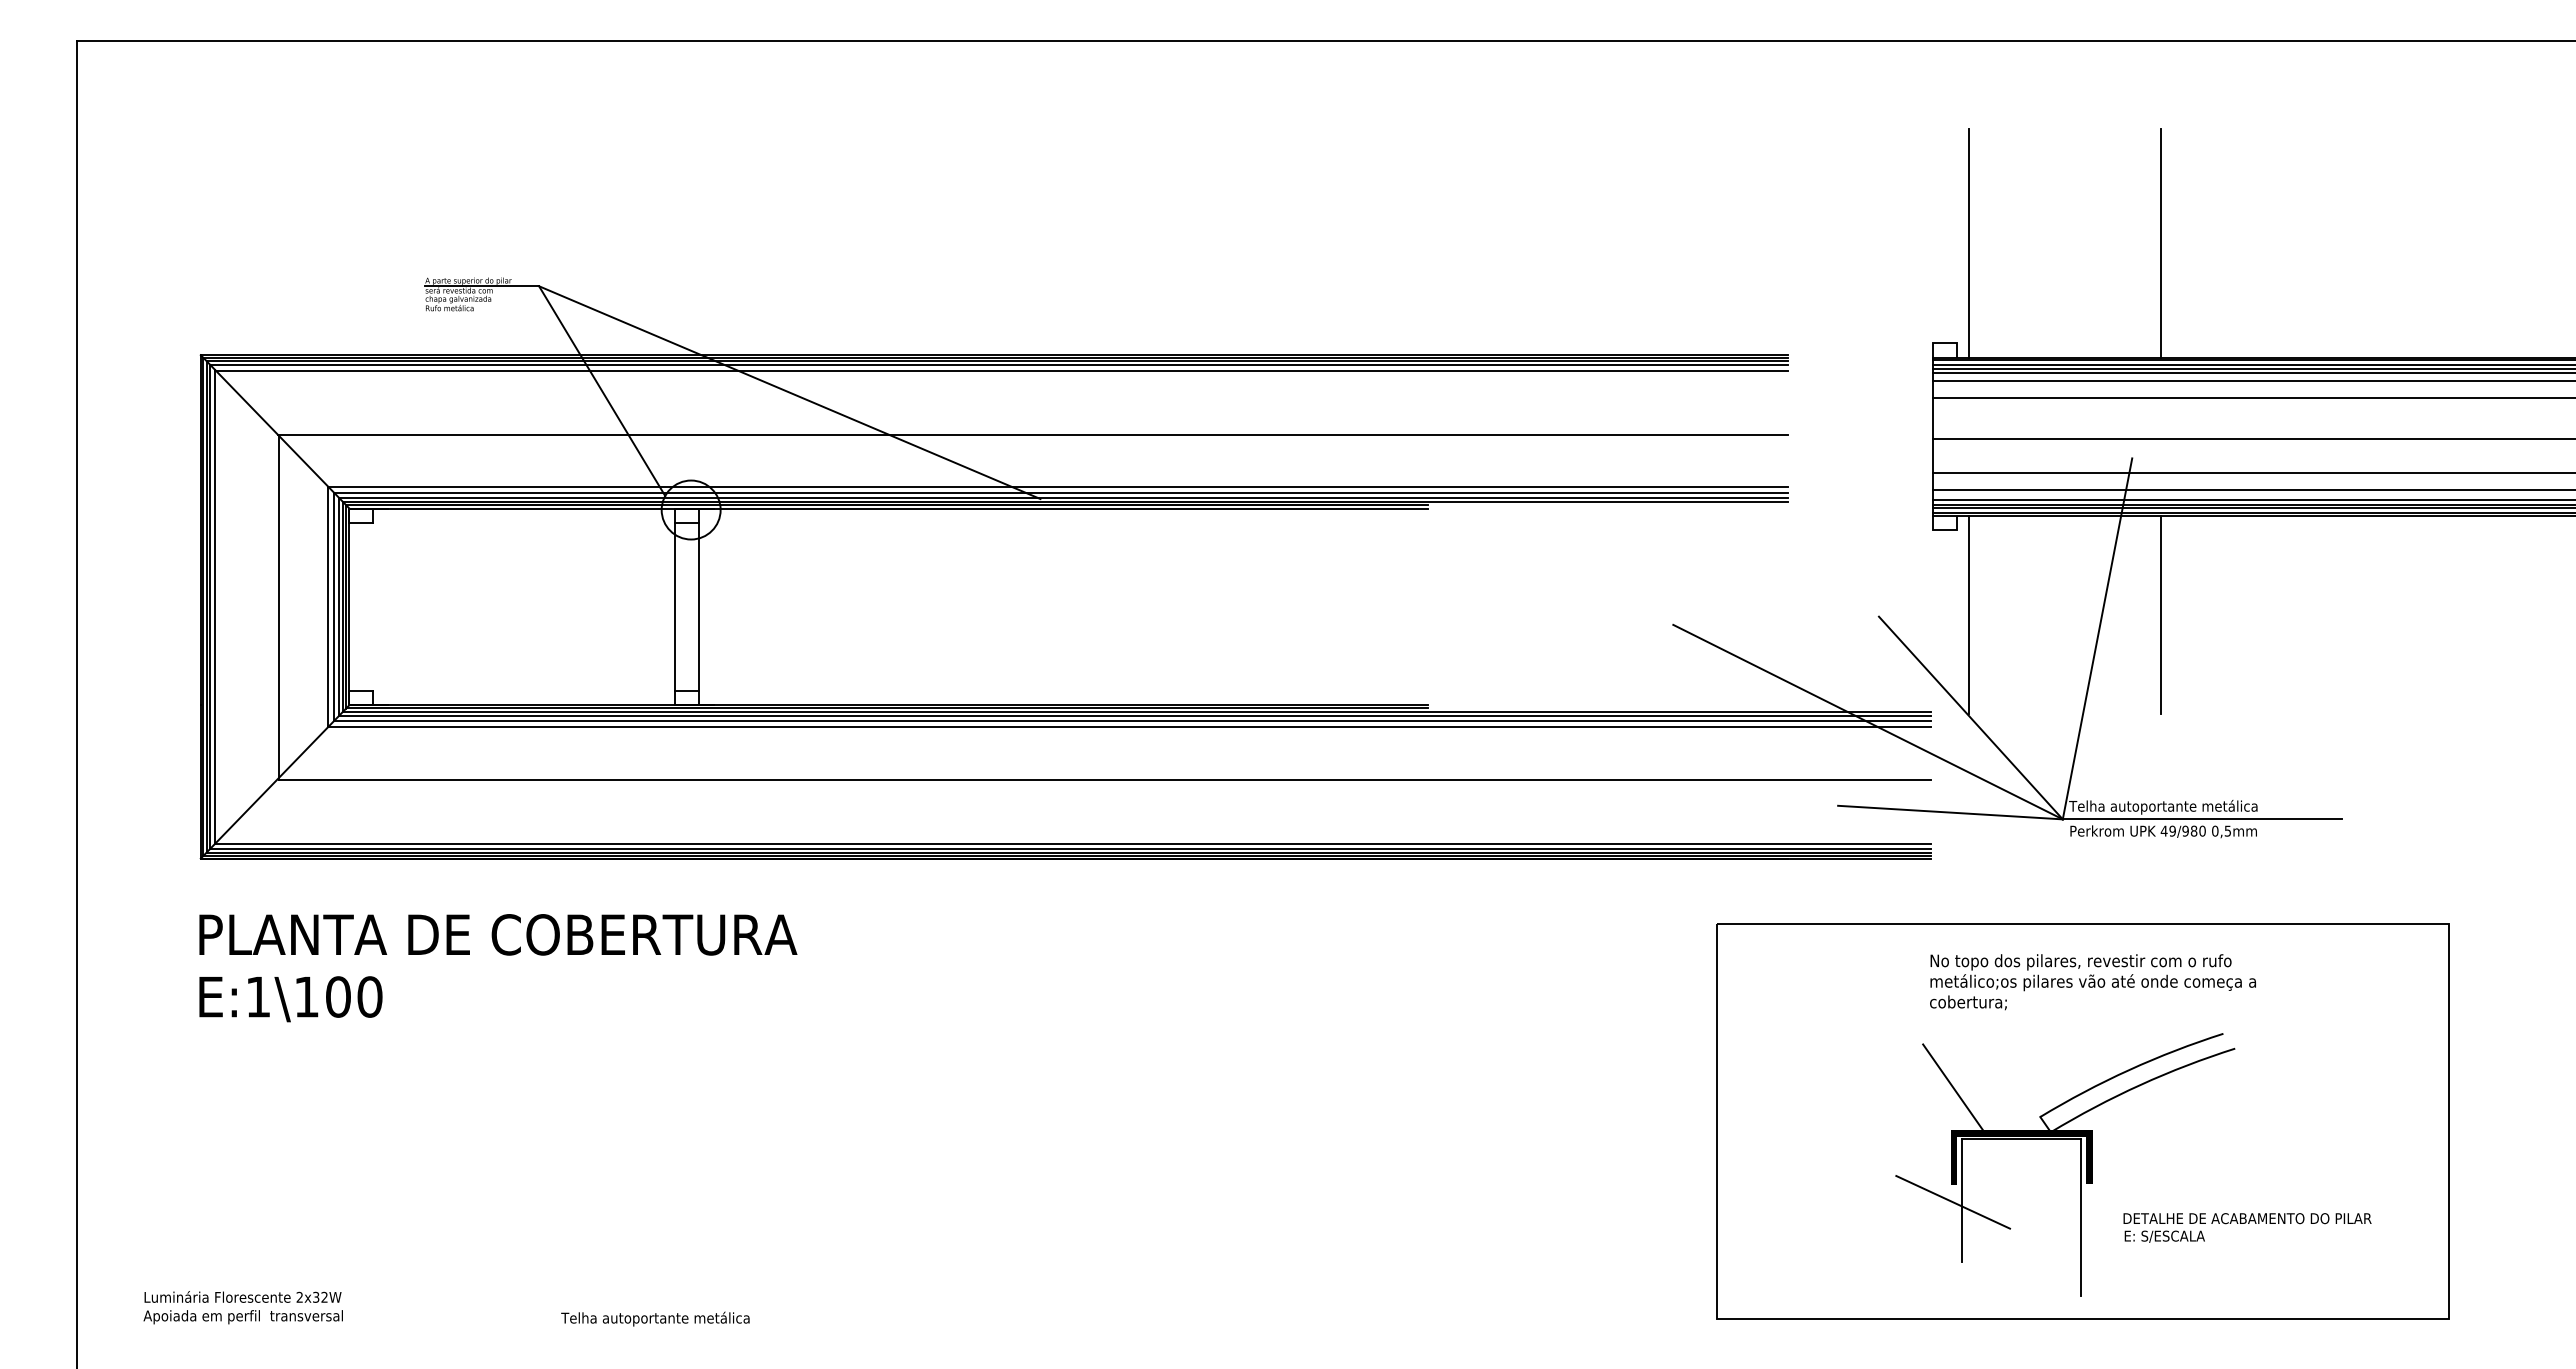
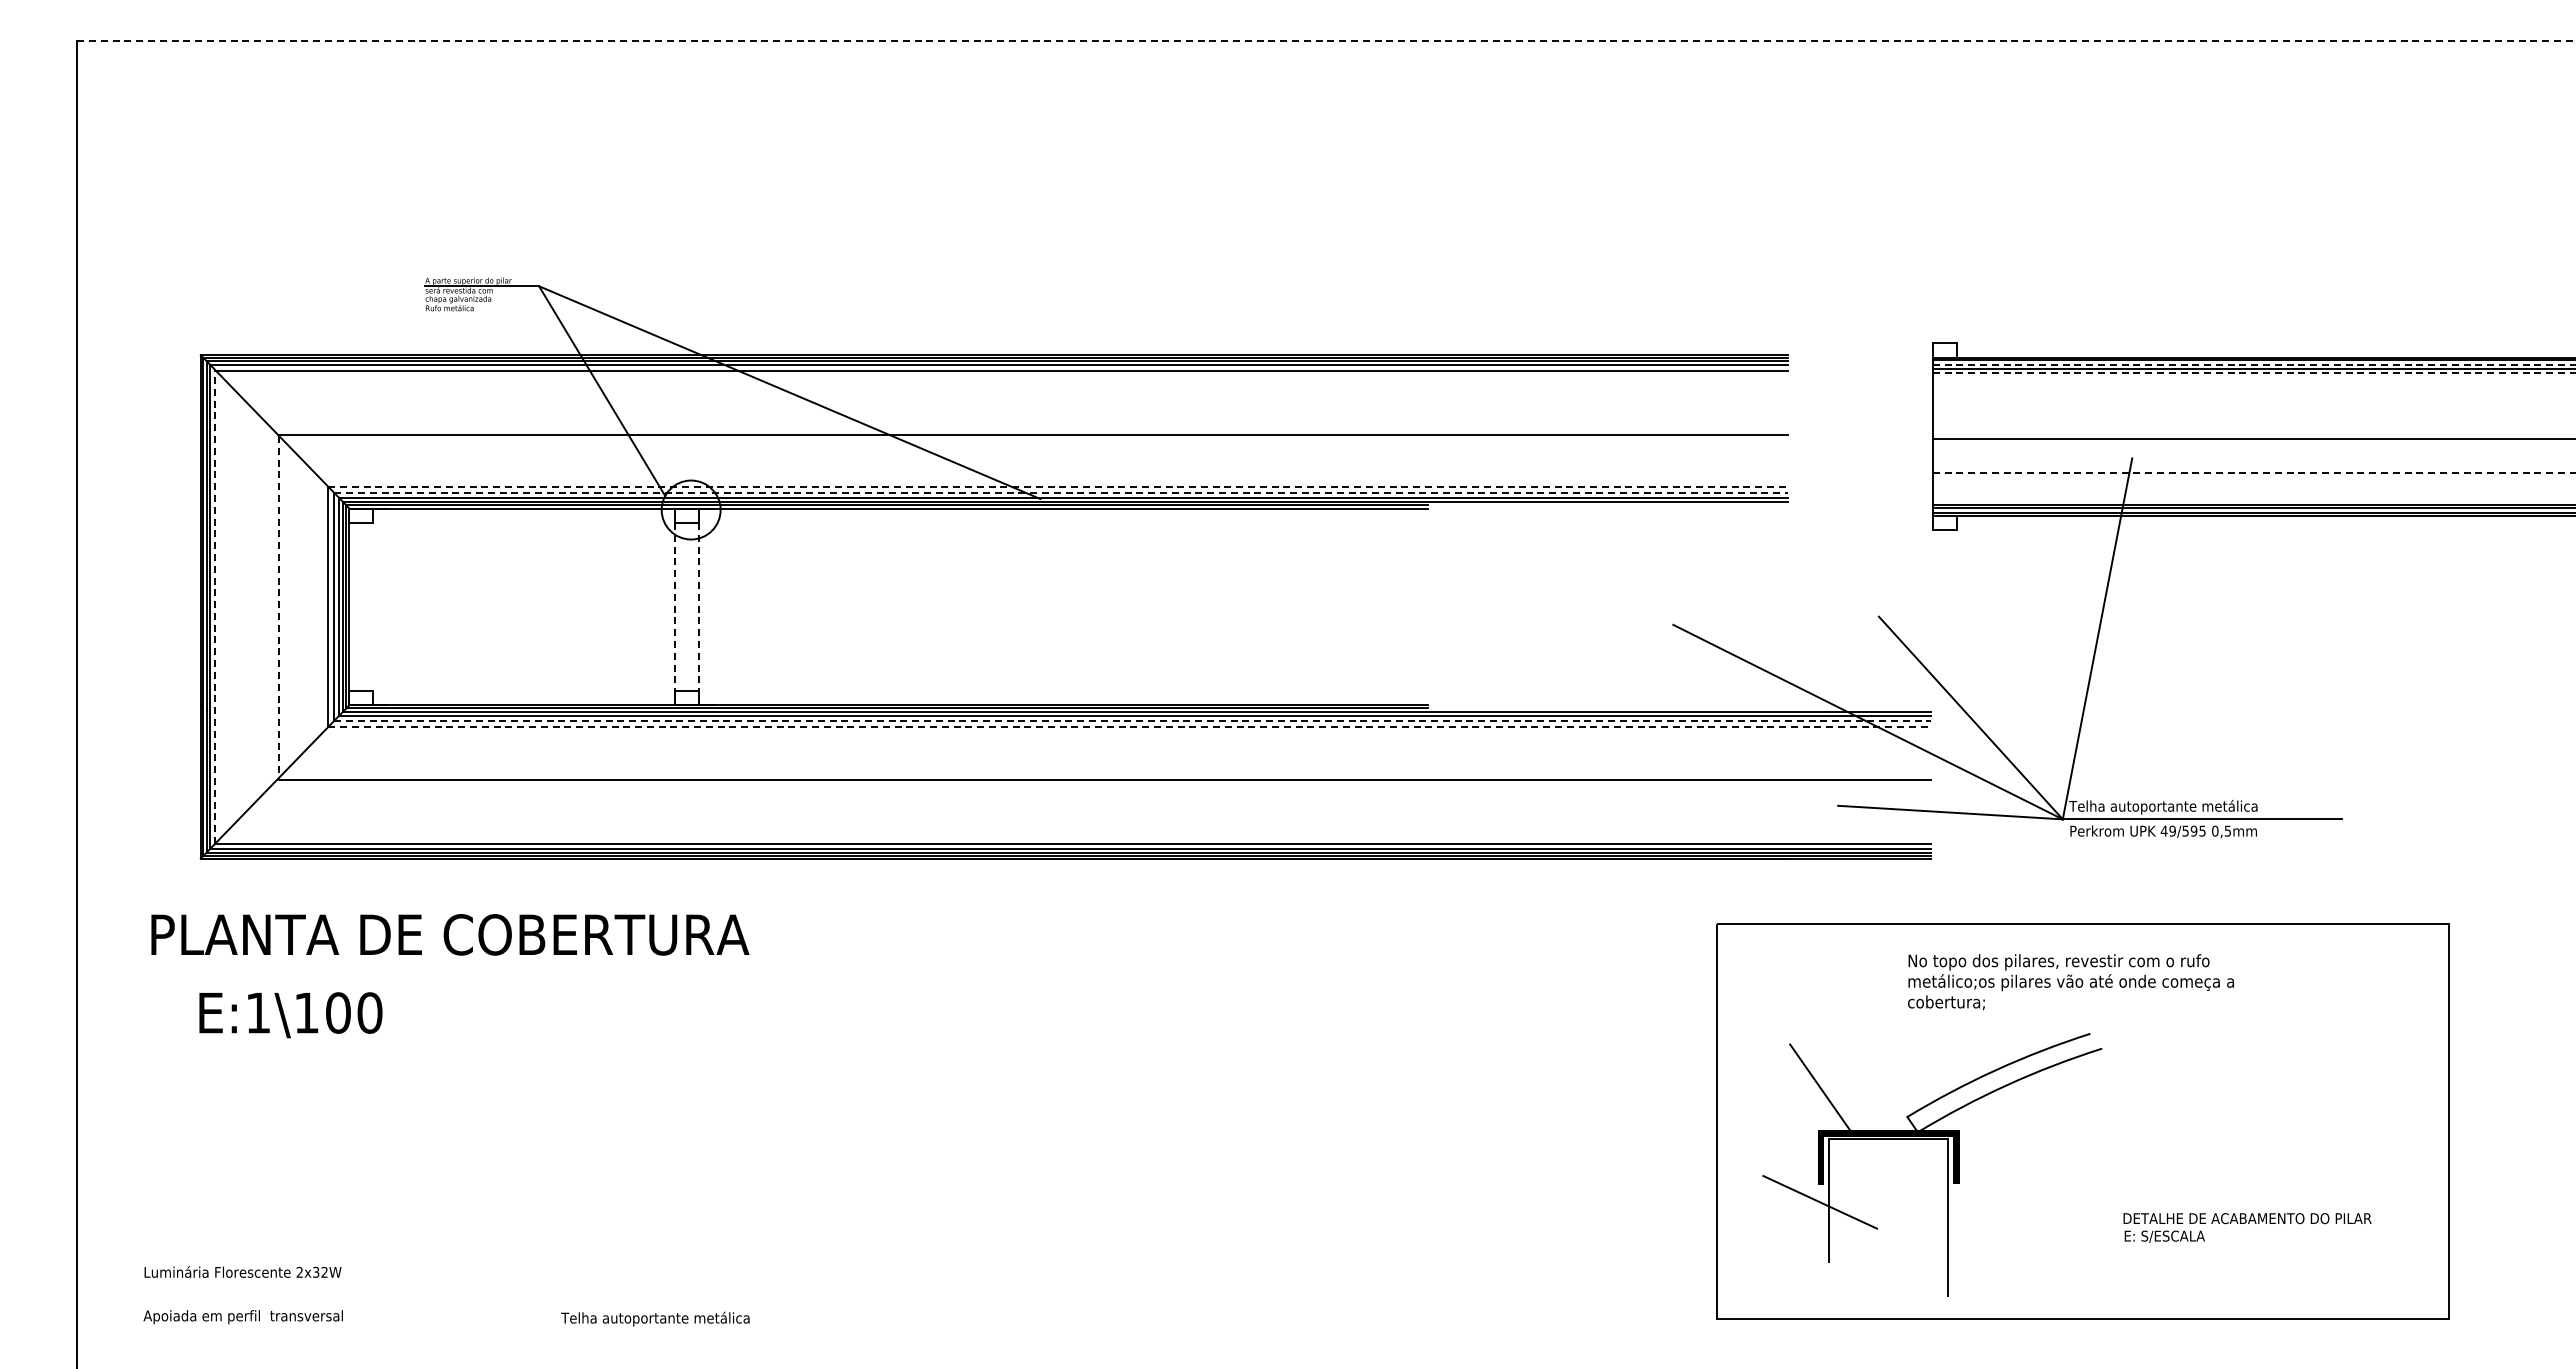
line: solid -> dashed (1327, 40)
line: present -> none (1968, 242)
line: present -> none (2160, 242)
line: solid -> dashed (2254, 364)
line: solid -> dashed (2254, 373)
line: present -> none (2252, 381)
line: present -> none (2252, 398)
line: solid -> dashed (2254, 473)
line: solid -> dashed (1057, 486)
line: present -> none (2252, 490)
line: solid -> dashed (1061, 493)
line: present -> none (2252, 499)
line: solid -> dashed (675, 606)
line: solid -> dashed (699, 606)
line: solid -> dashed (215, 607)
line: solid -> dashed (279, 608)
line: present -> none (1968, 614)
line: present -> none (2160, 614)
line: solid -> dashed (1132, 720)
line: solid -> dashed (1130, 727)
text: 49/980 -> 49/595 (2193, 830)
text position: (498, 934) -> (450, 934) (450, 934)
text position: (2092, 982) -> (2070, 982) (2070, 982)
text position: (290, 999) -> (290, 1015) (290, 1015)
part position: (2080, 1164) -> (1947, 1164) (1947, 1164)
text position: (242, 1296) -> (242, 1271) (242, 1271)
